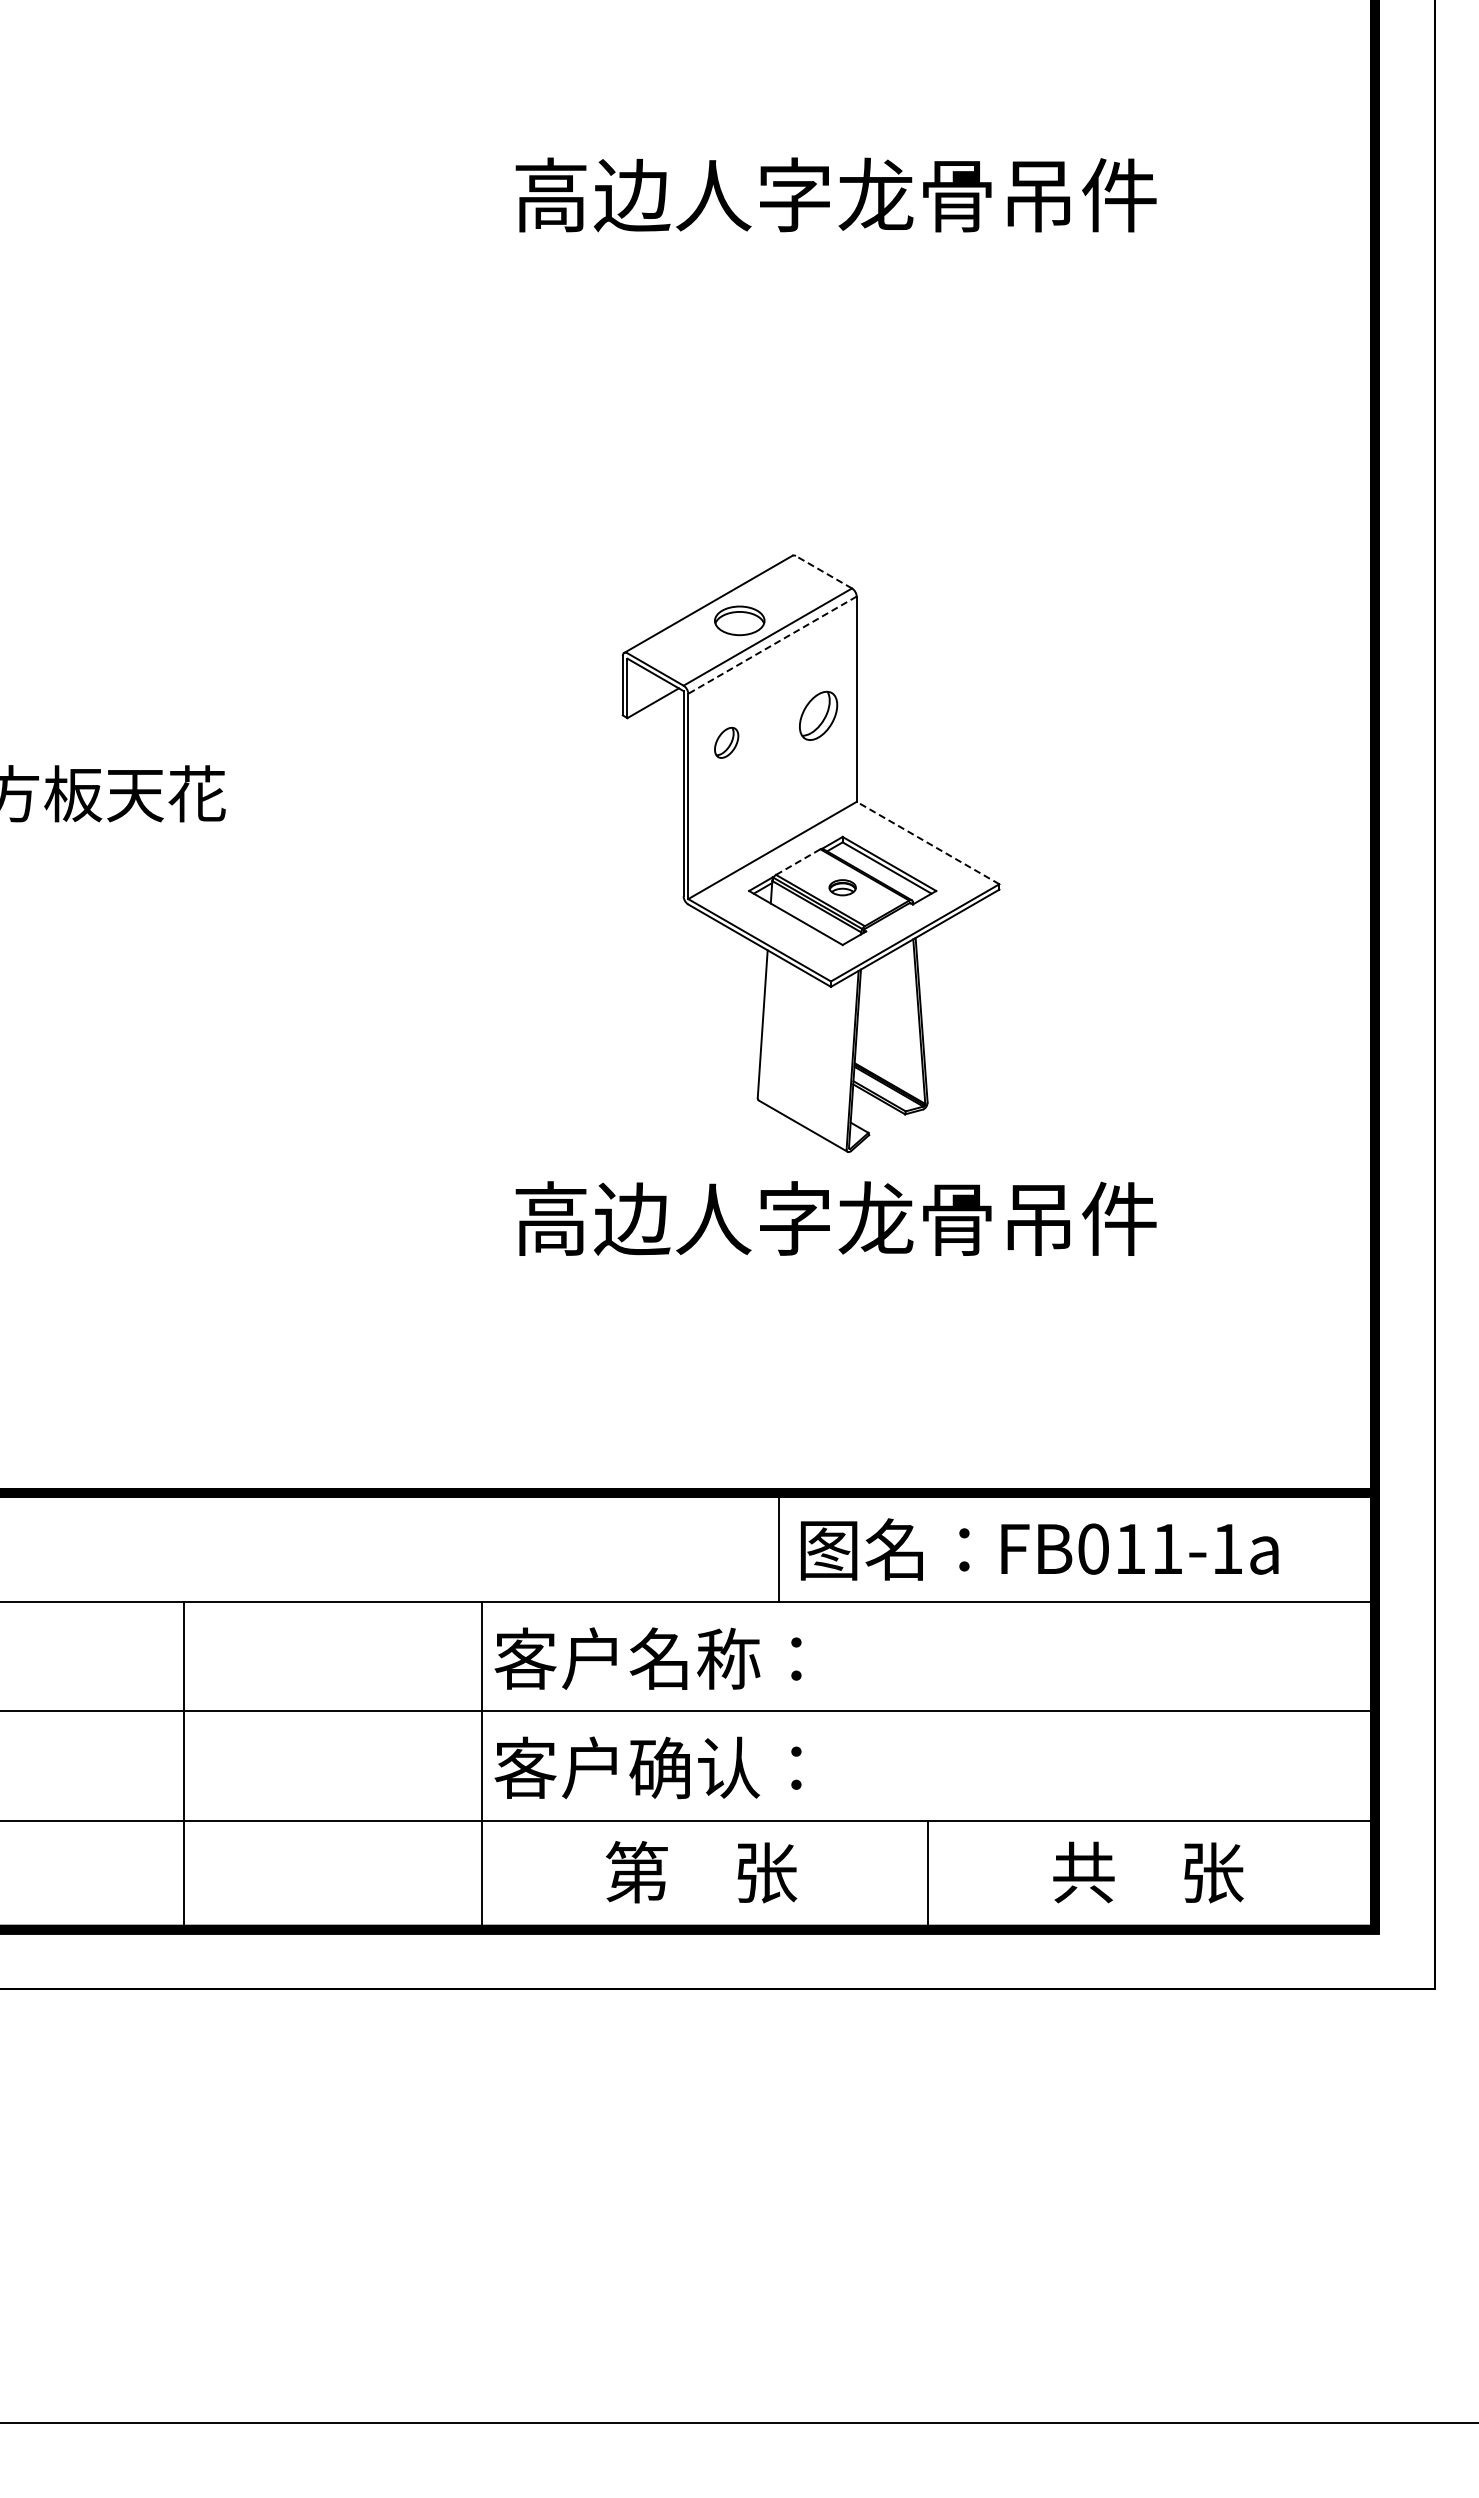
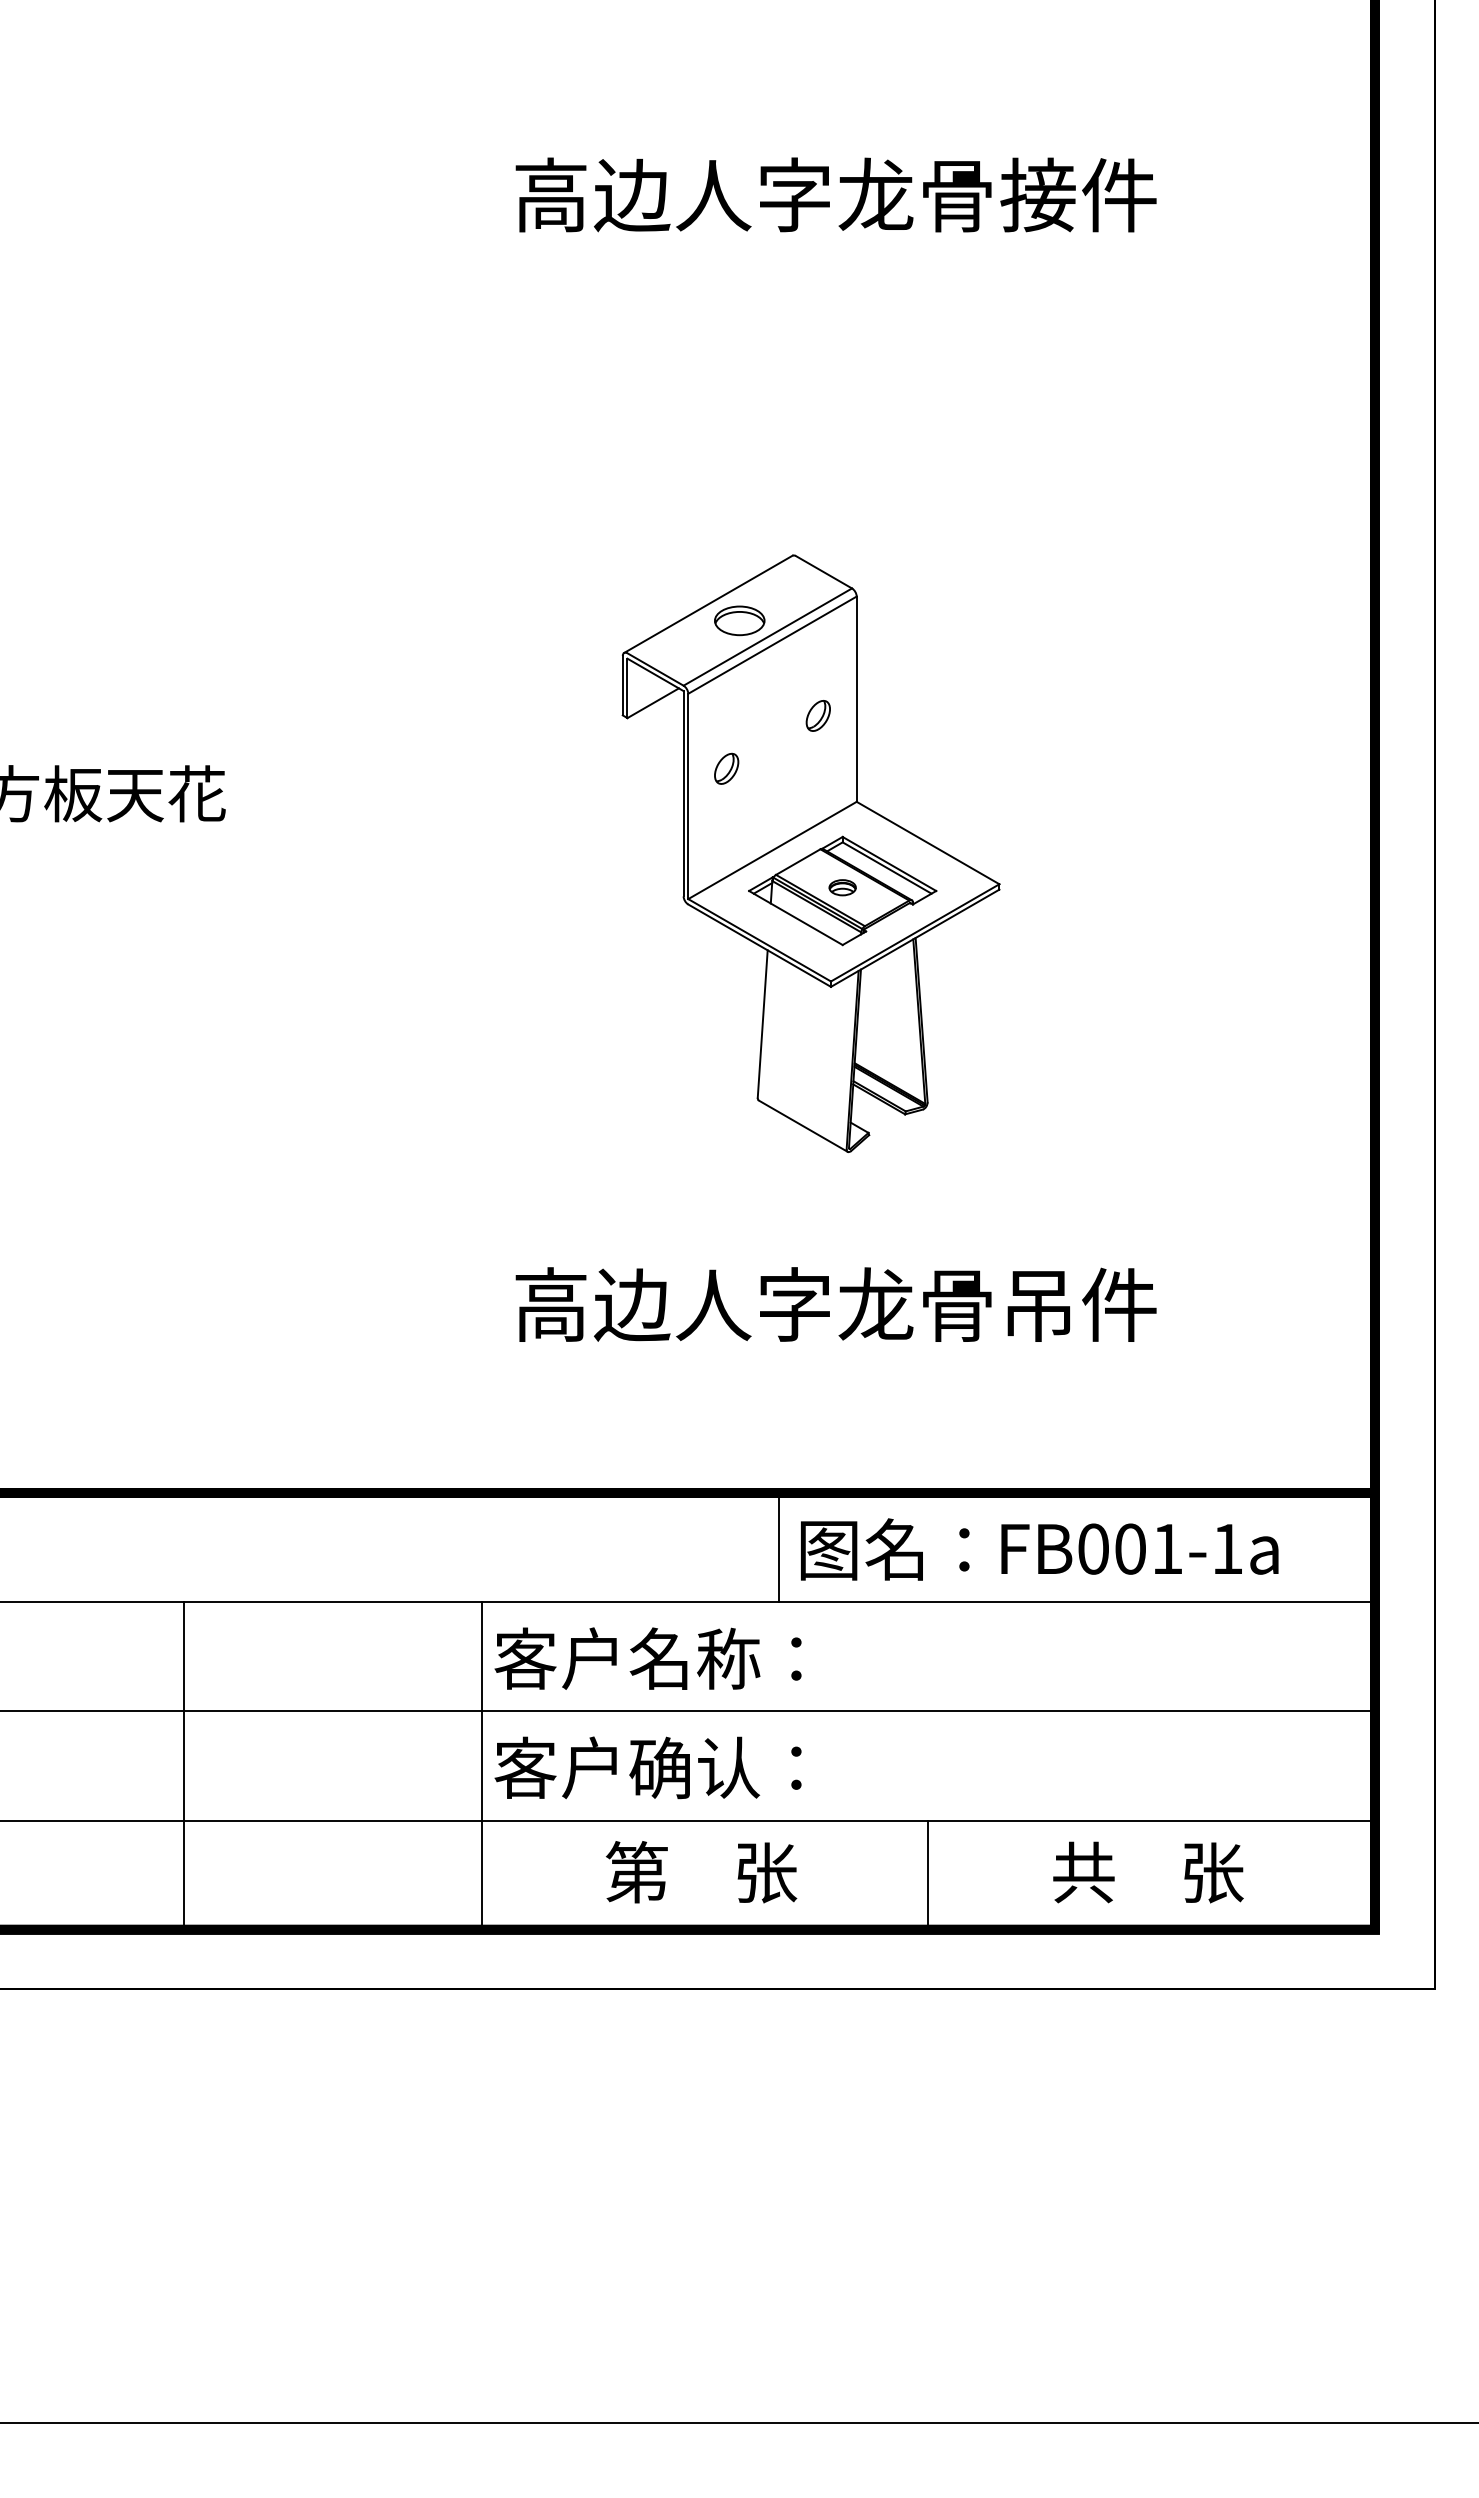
text: 高边人字龙骨吊件 -> 高边人字龙骨接件 (1037, 194)
line: dashed -> solid (823, 572)
line: dashed -> solid (772, 645)
part size: 40x51 px -> 26x32 px (817, 715)
part position: (726, 742) -> (726, 768) (726, 768)
line: dashed -> solid (927, 842)
line: dashed -> solid (798, 862)
text position: (835, 1218) -> (835, 1304) (835, 1304)
text: FB011-1a -> FB001-1a (1130, 1548)
